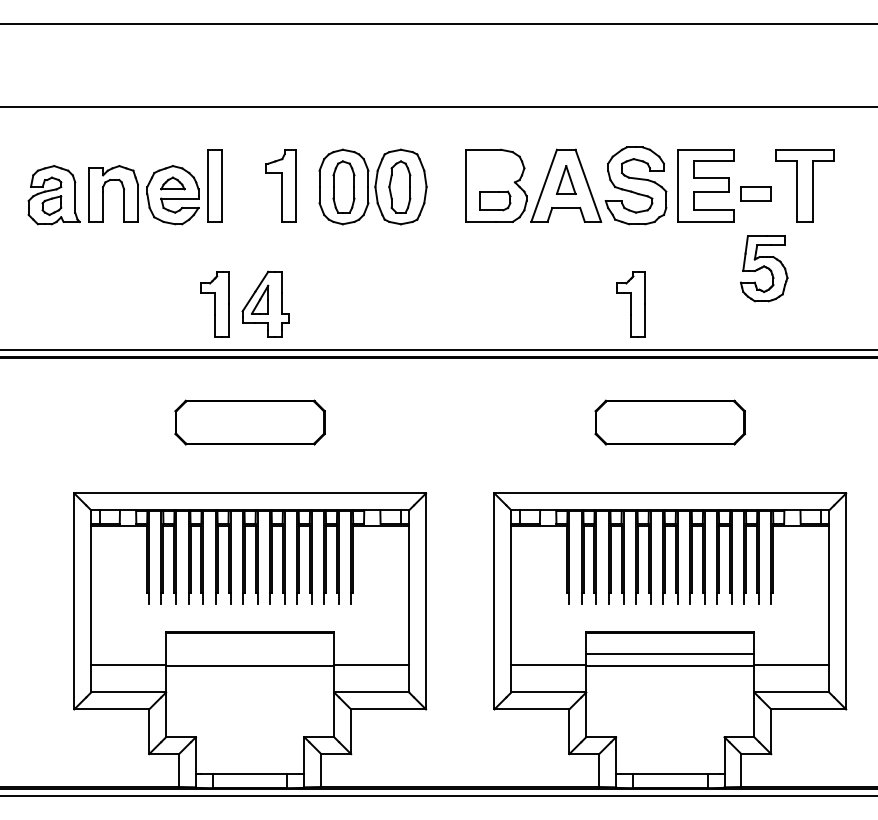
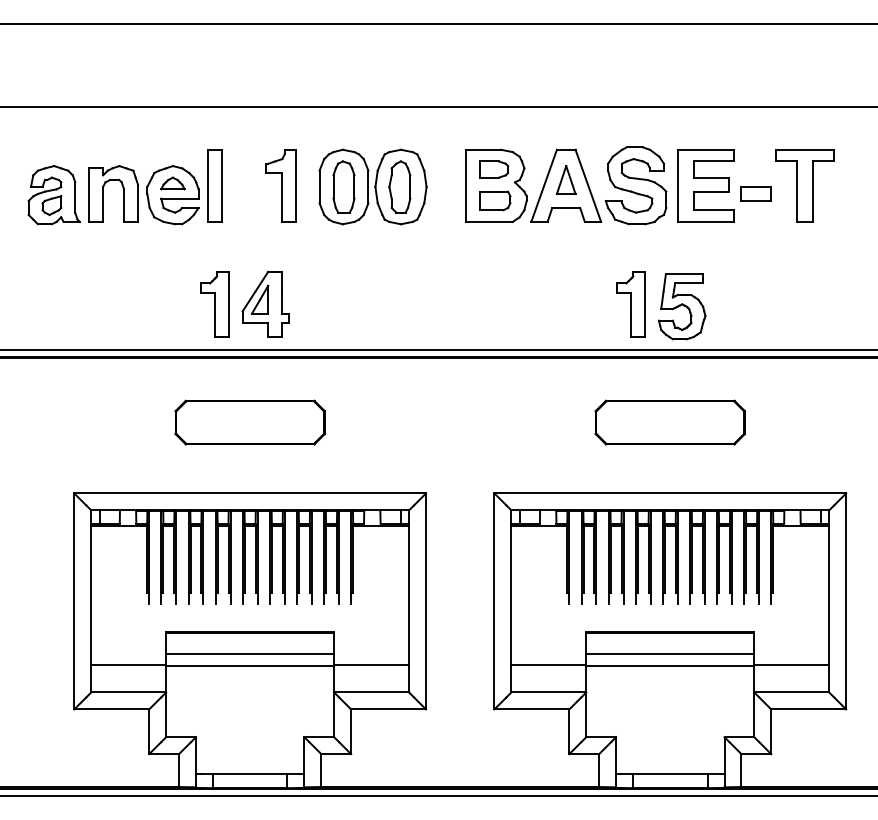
part: none -> present (494, 169)
part position: (764, 268) -> (682, 306) (682, 306)
line: none -> present (250, 653)
